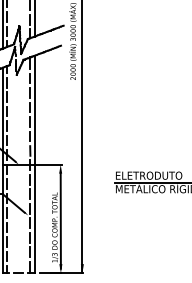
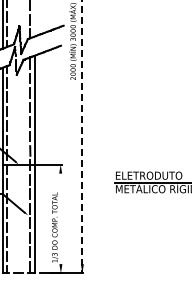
line: present -> none (34, 19)
line: solid -> dashed (82, 137)
line: present -> none (60, 220)
